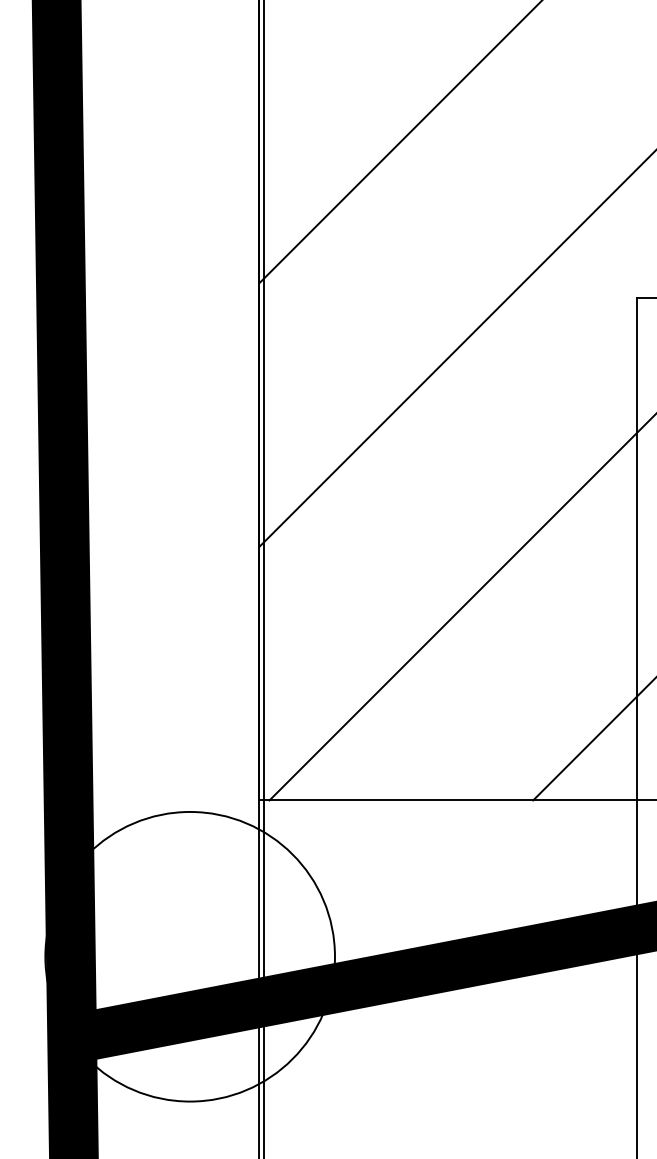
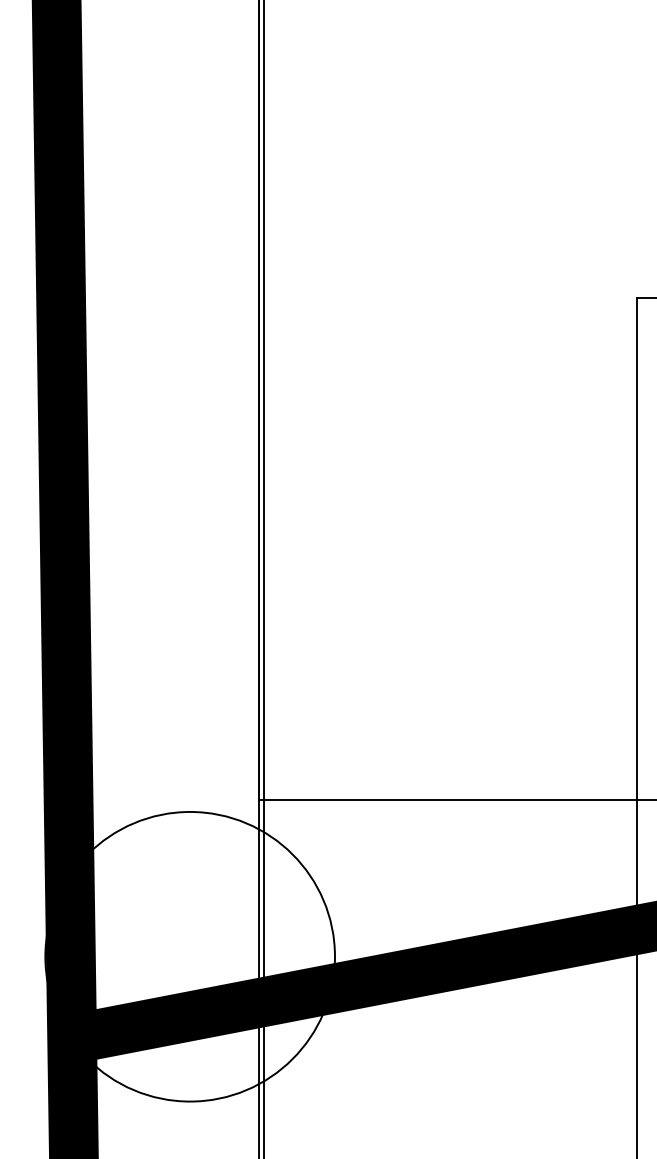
line: present -> none (399, 142)
line: present -> none (456, 349)
line: present -> none (461, 608)
line: present -> none (593, 739)
